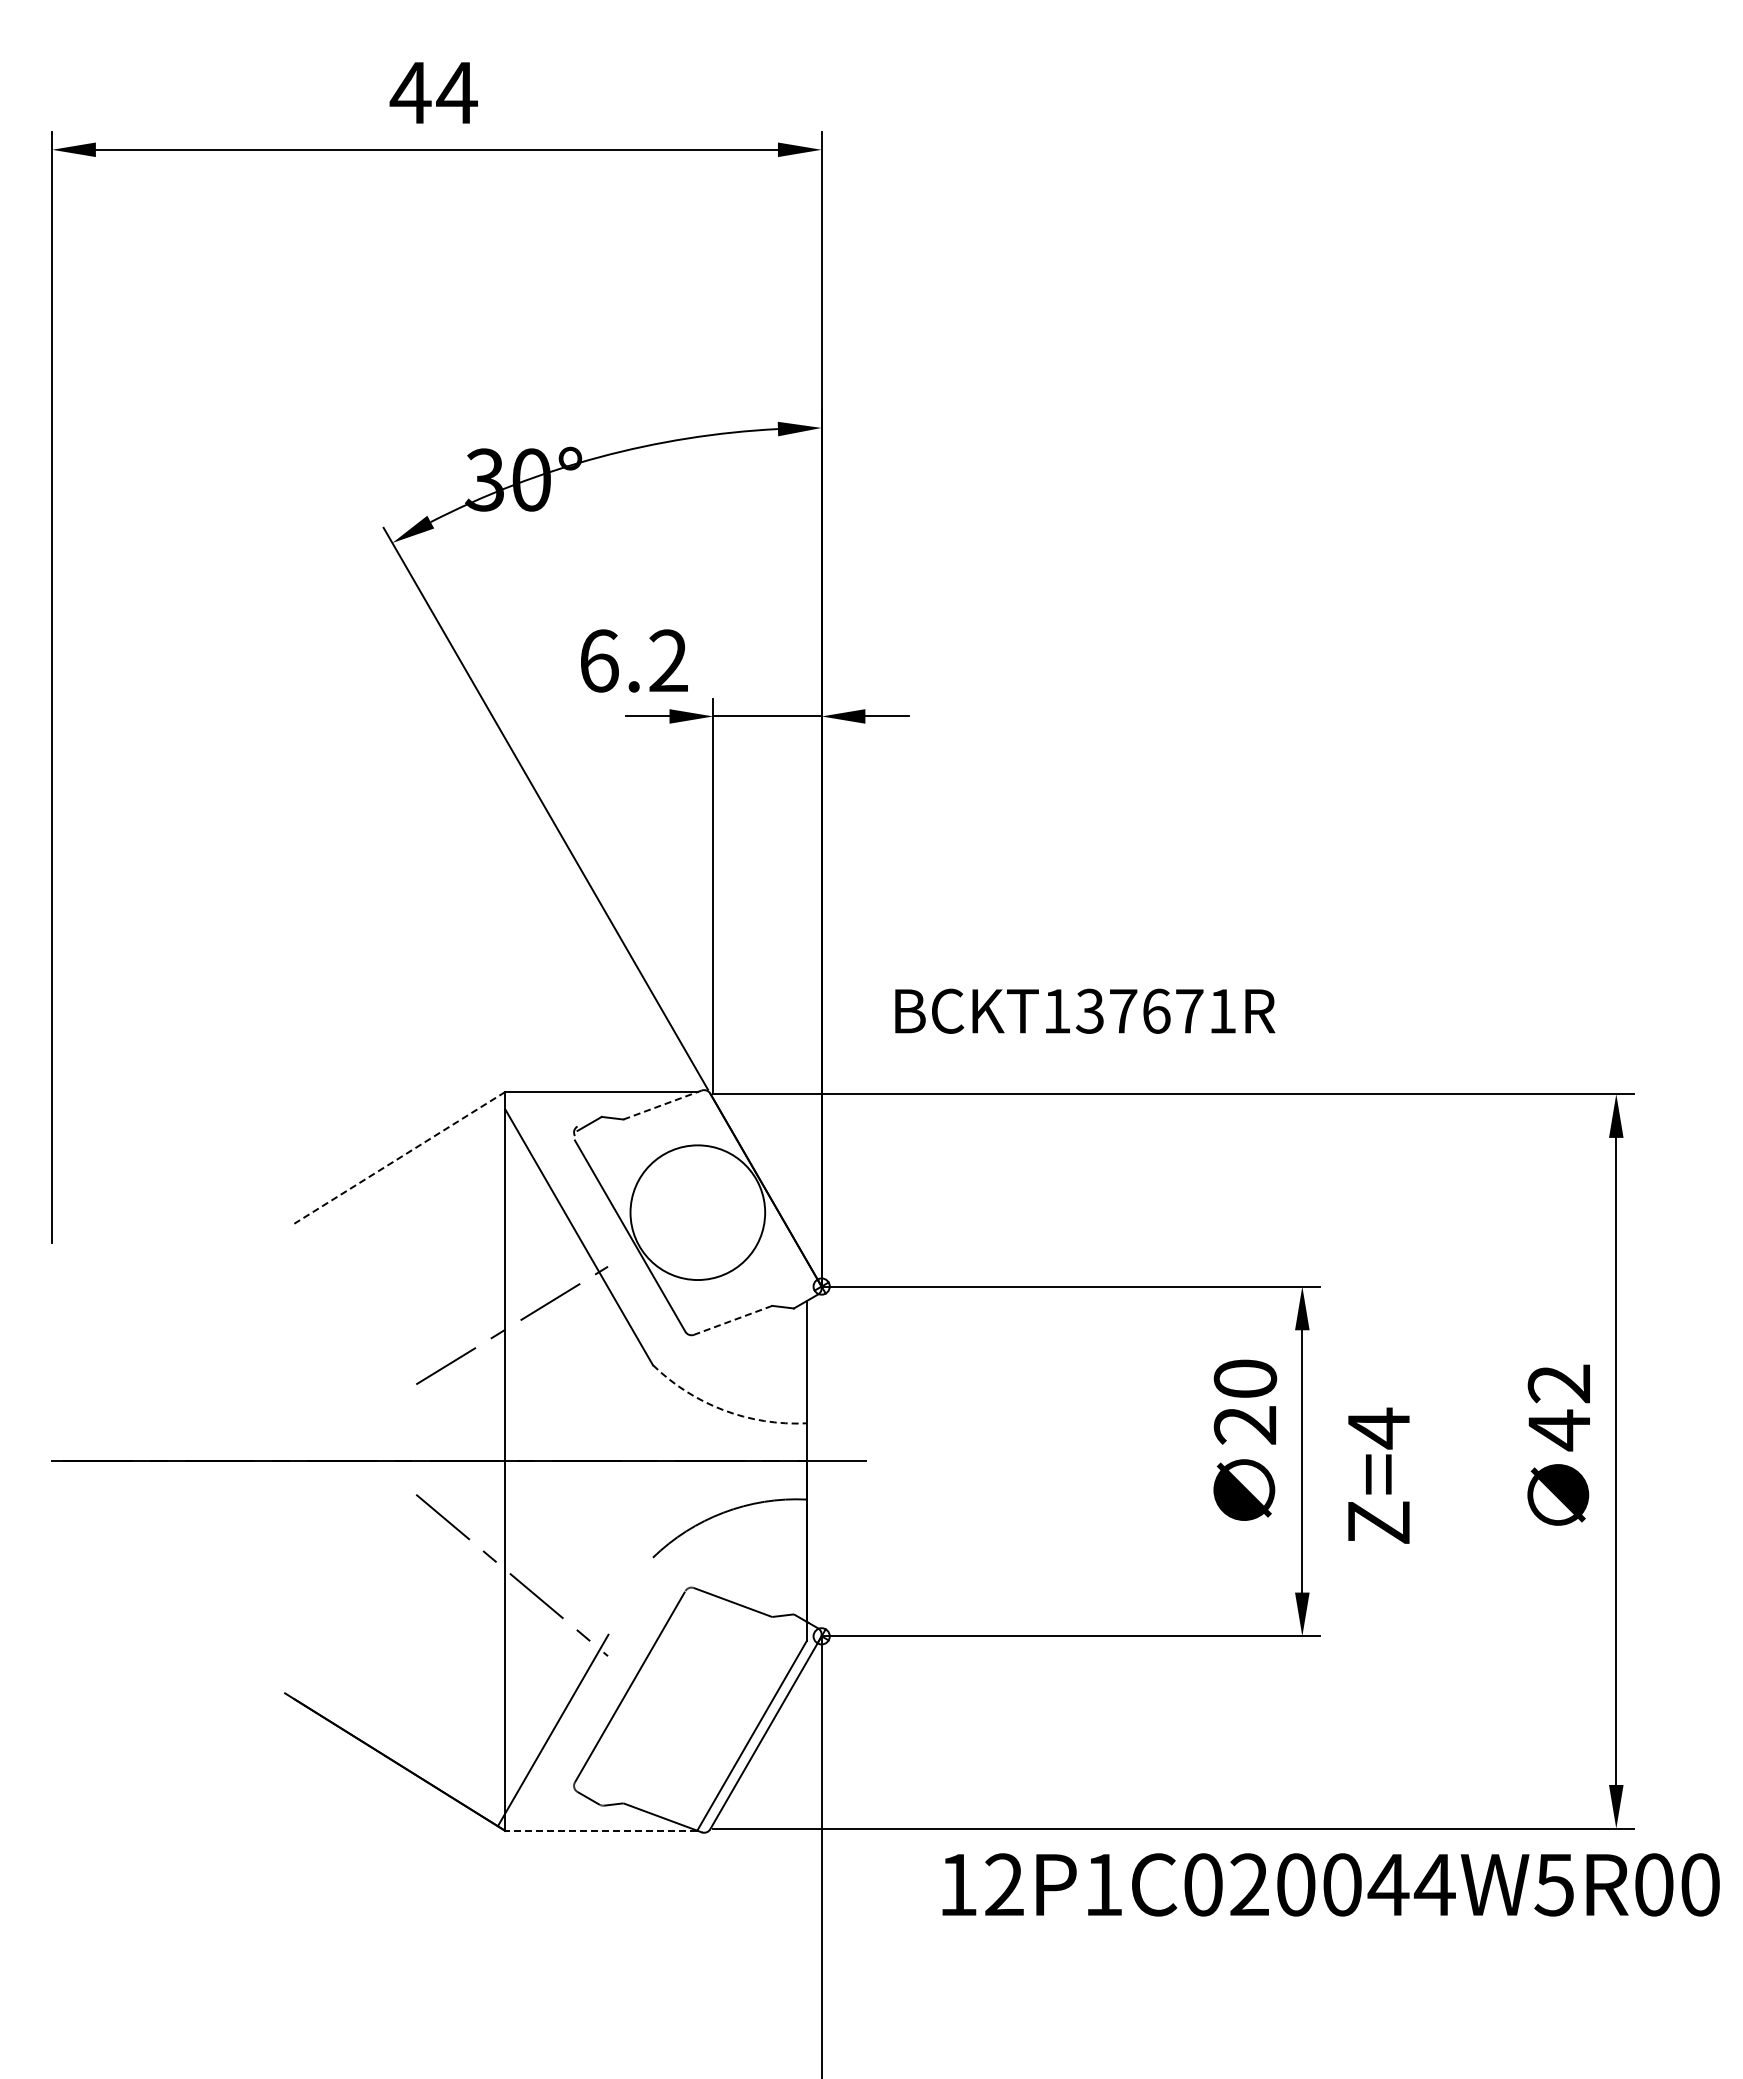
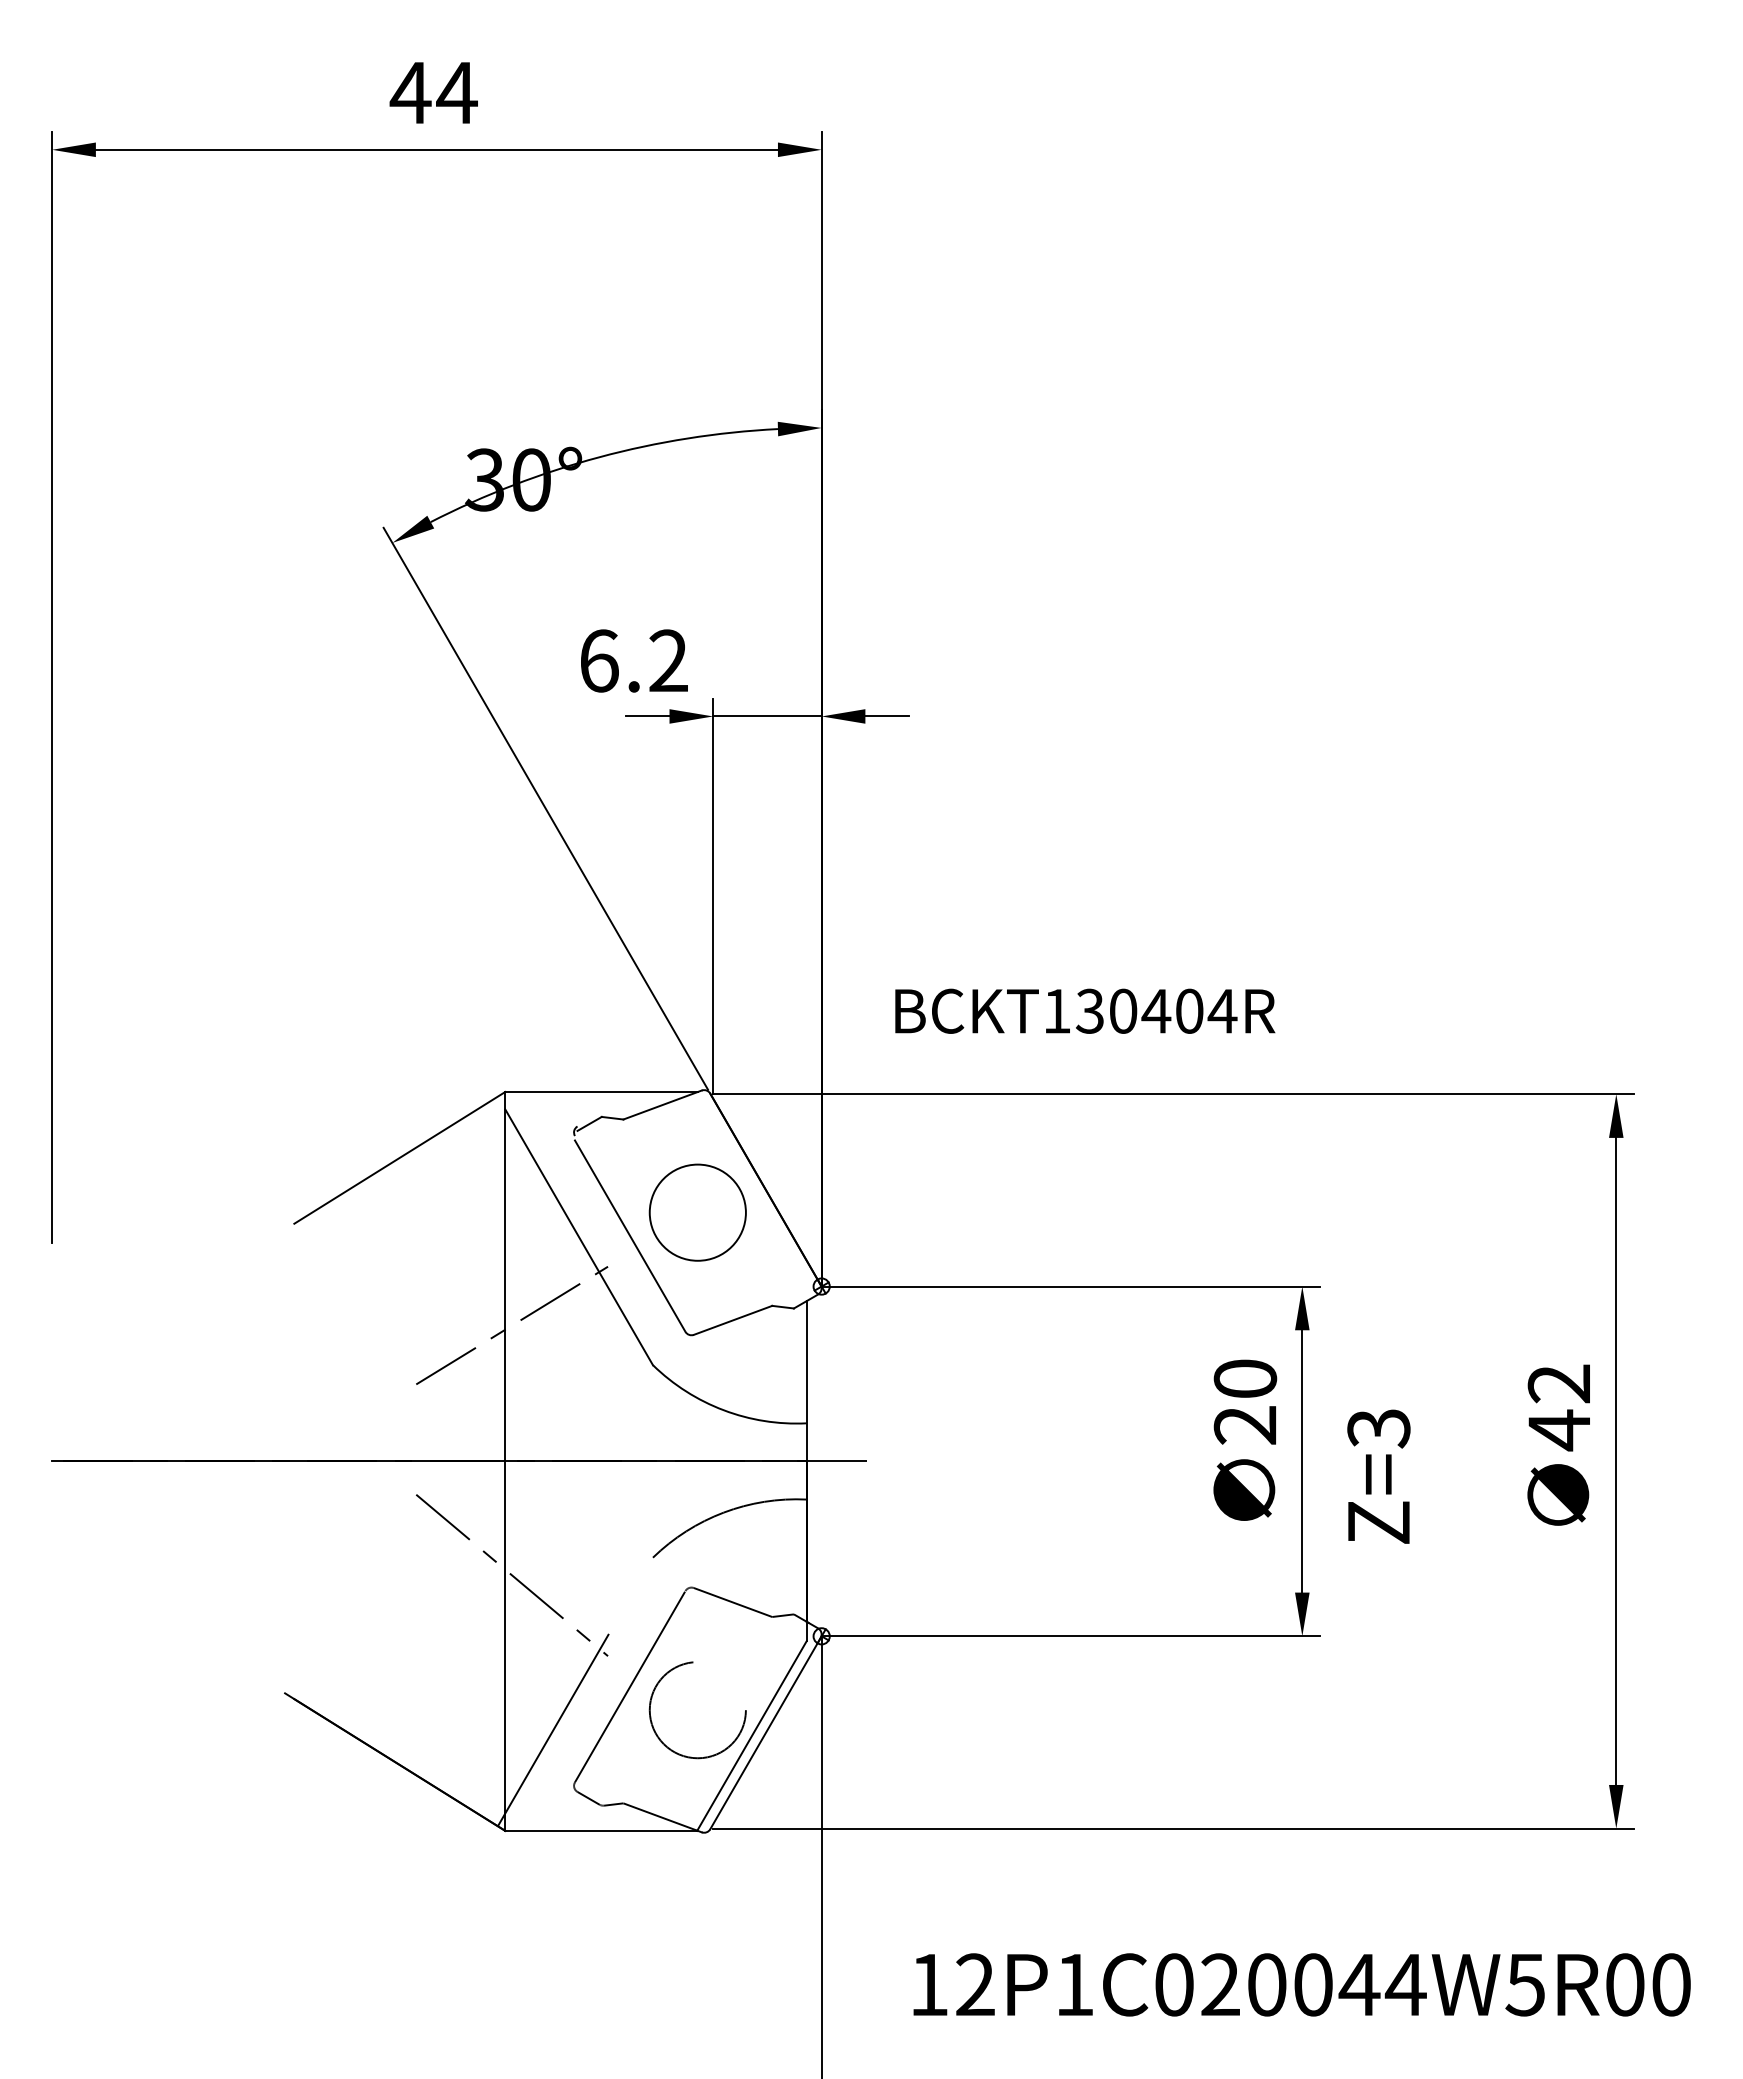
text: BCKT137671R -> BCKT130404R (1173, 1010)
line: dashed -> solid (662, 1105)
line: dashed -> solid (399, 1158)
circle diameter: 135 px -> 96 px (697, 1212)
line: dashed -> solid (733, 1320)
arc: dashed -> solid (723, 1410)
text: Z=4 -> Z=3 (1378, 1428)
circle: none -> present (697, 1710)
line: dashed -> solid (601, 1830)
text position: (1330, 1884) -> (1301, 1984) (1301, 1984)
